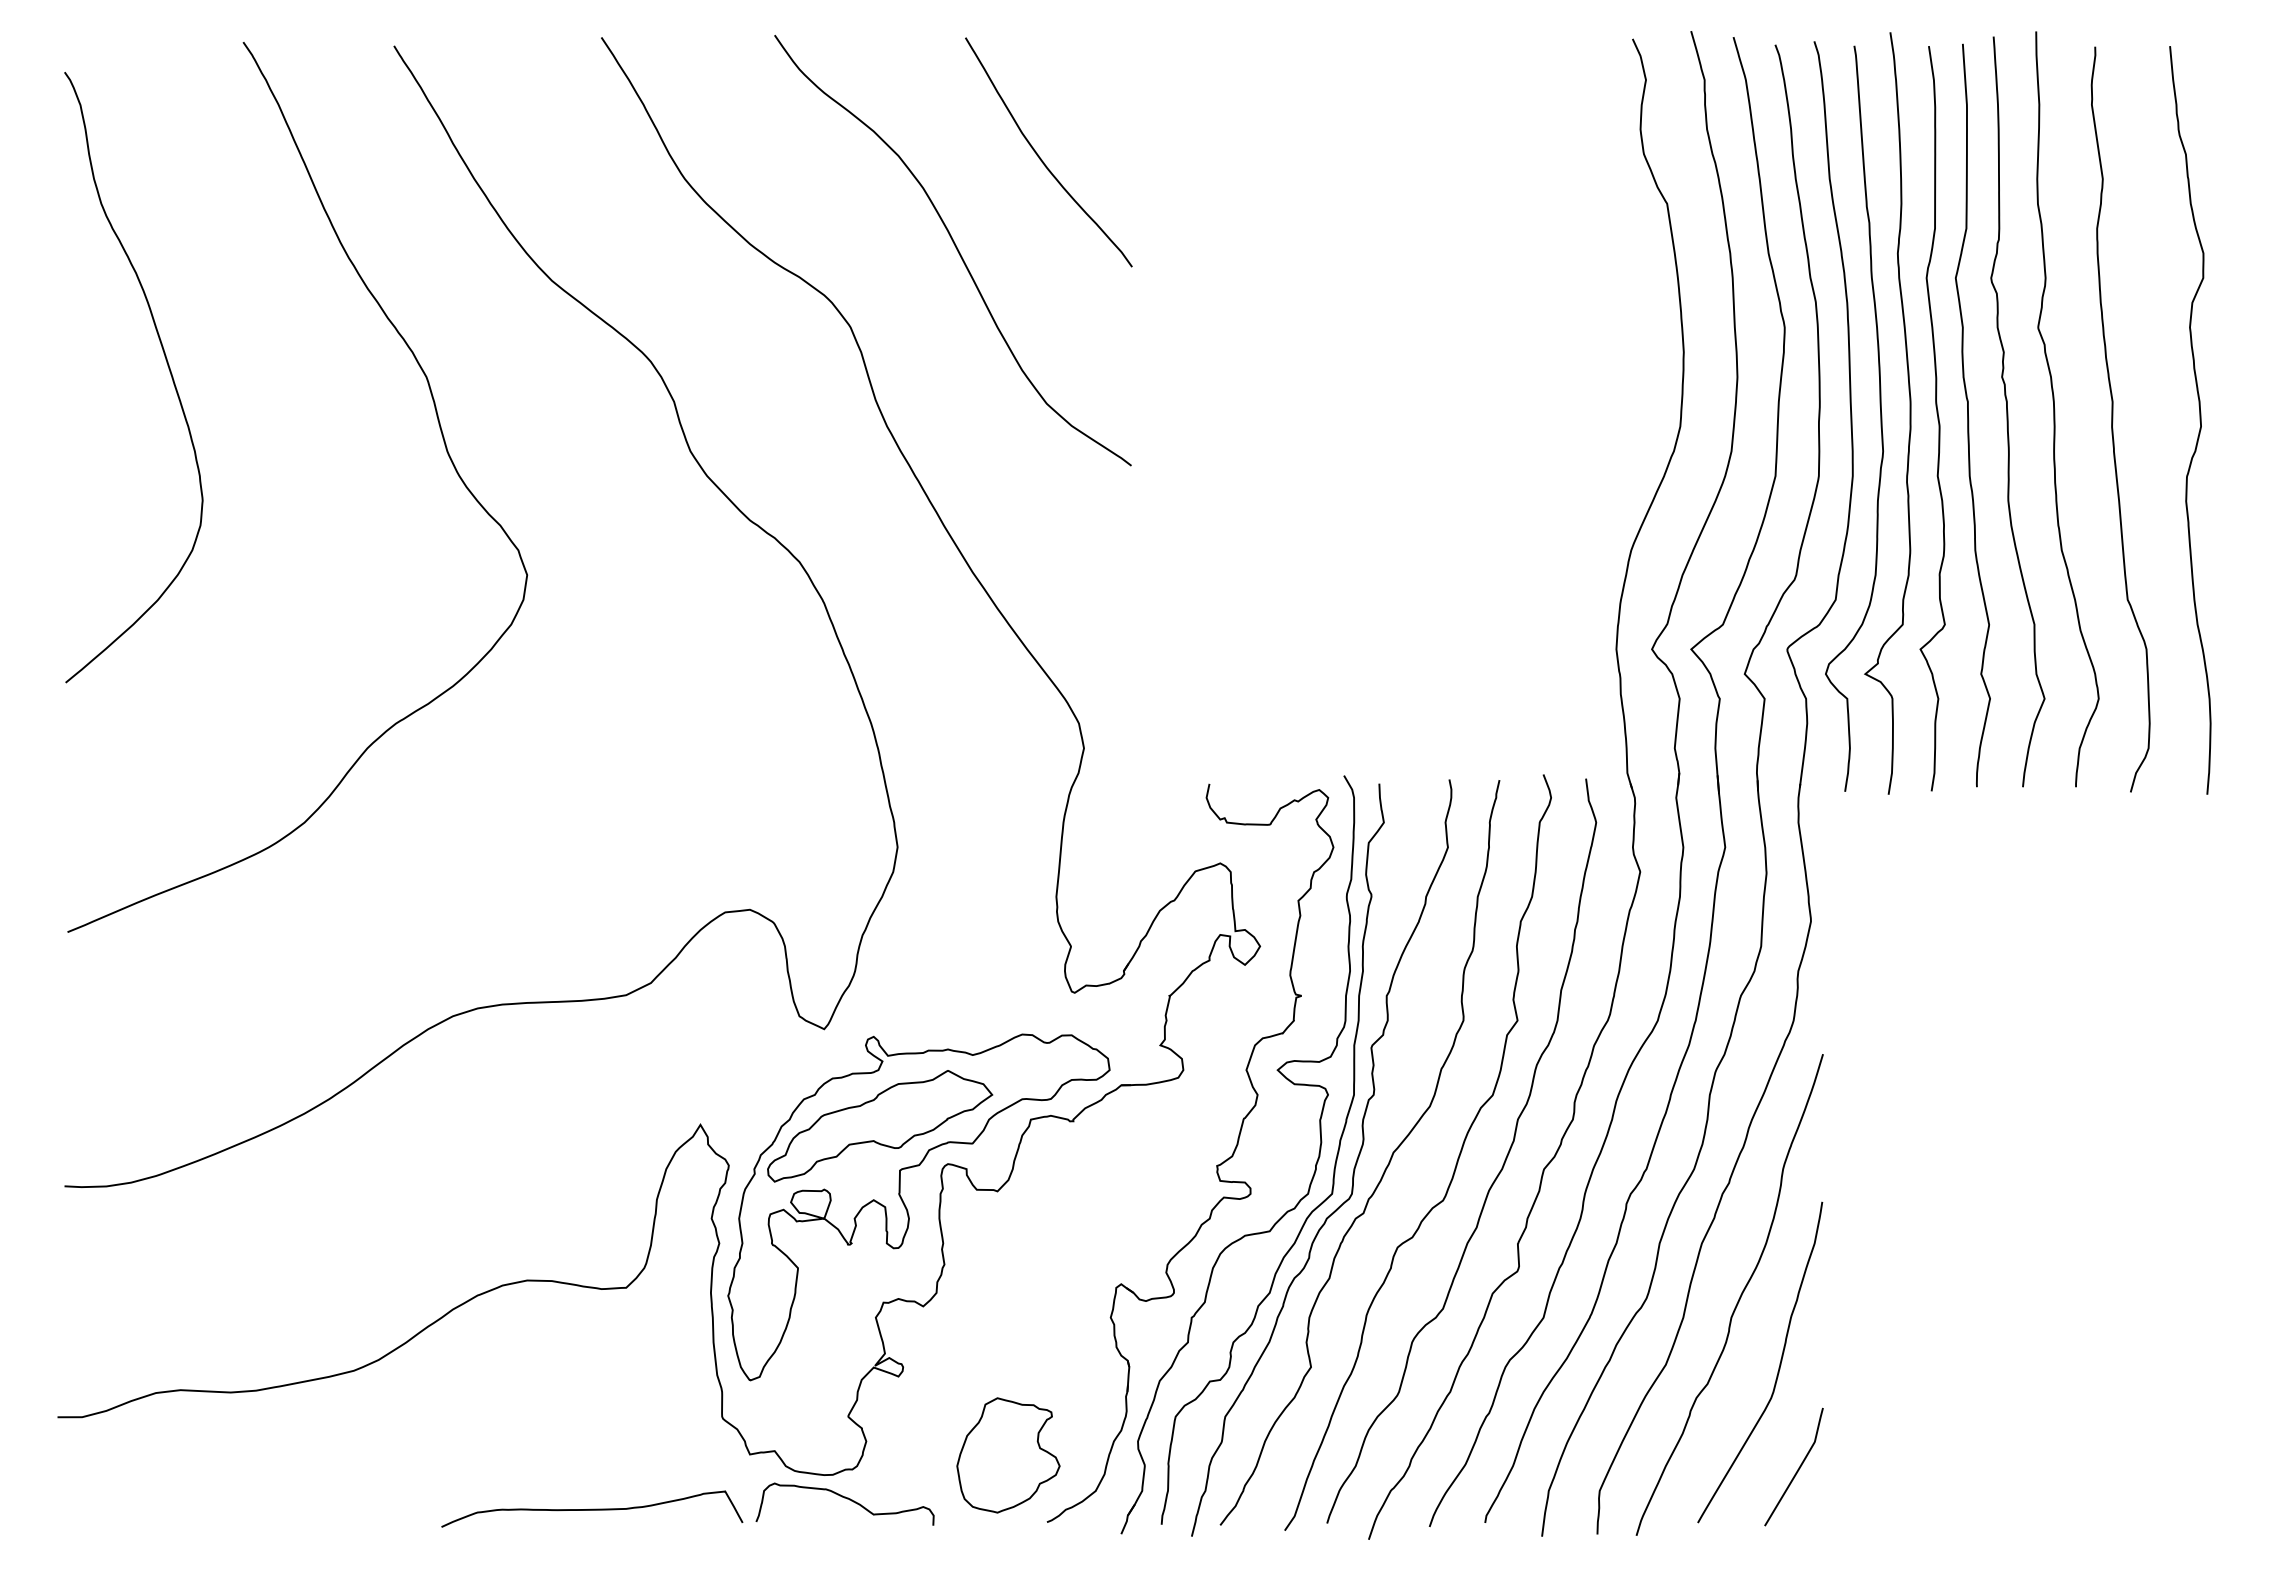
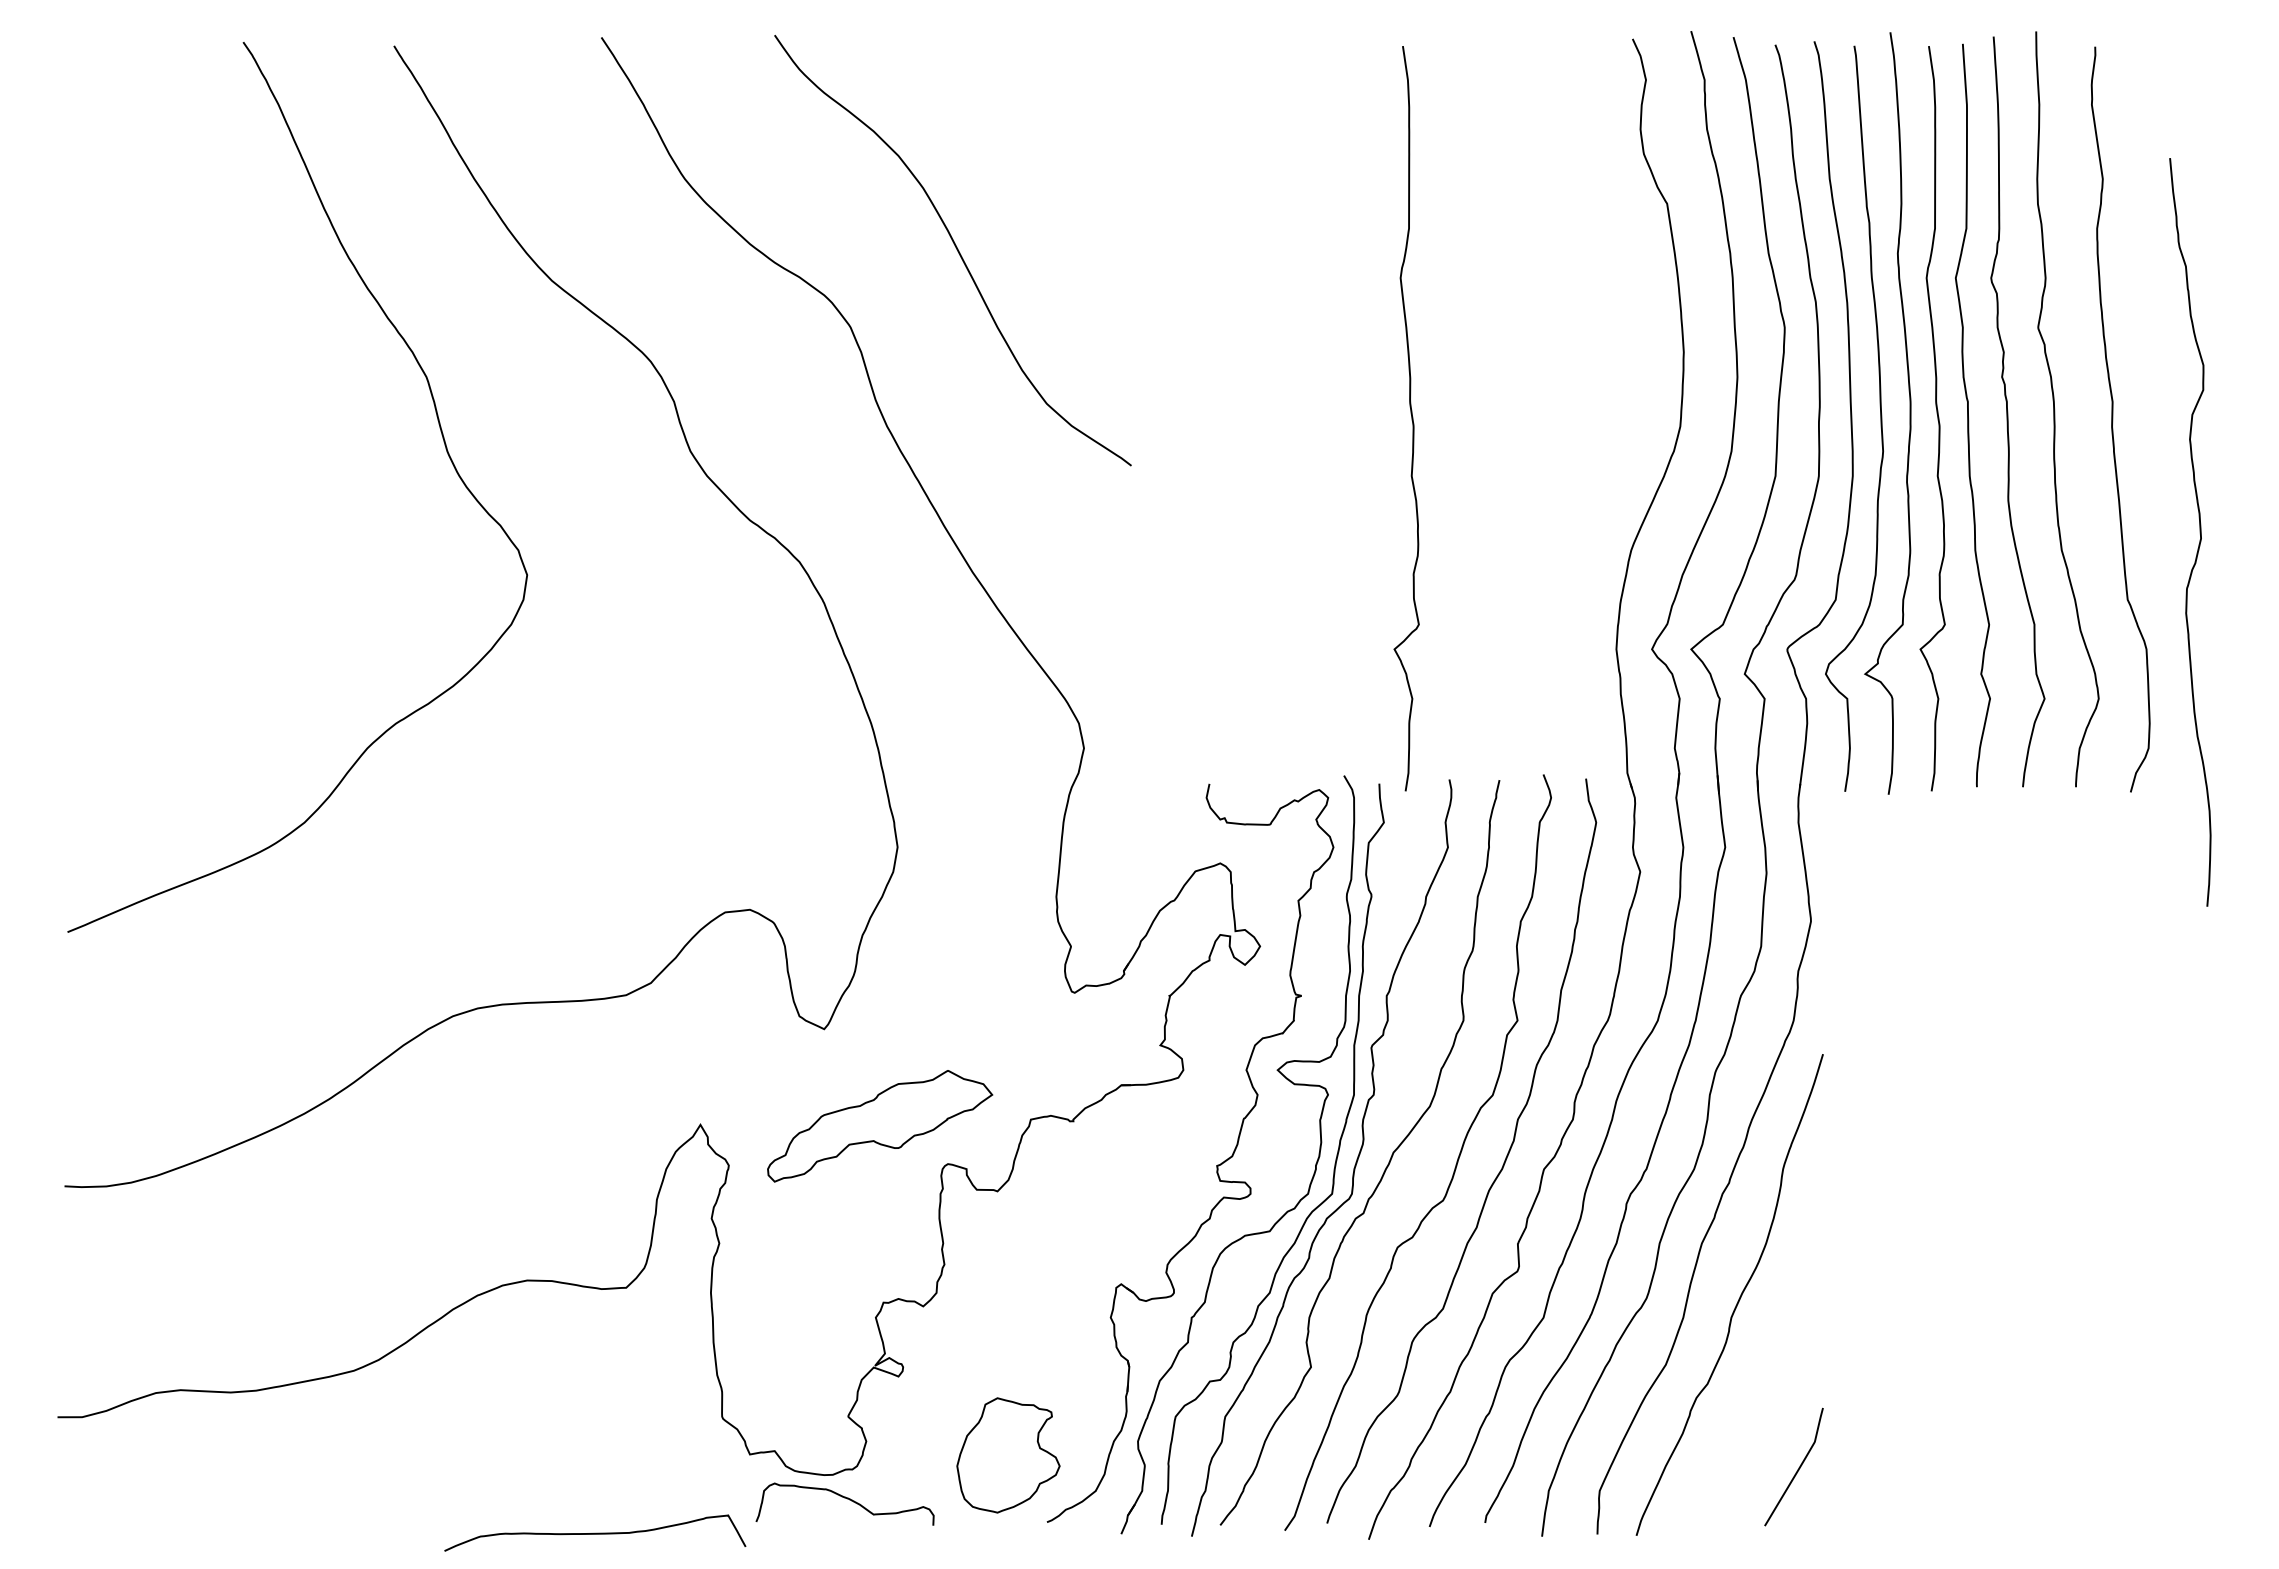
curve: present -> none (1041, 158)
curve: present -> none (167, 366)
curve: none -> present (1411, 418)
curve position: (2199, 420) -> (2199, 532) (2199, 532)
part: present -> none (908, 1210)
curve: present -> none (1778, 1367)
curve position: (592, 1508) -> (595, 1532) (595, 1532)
